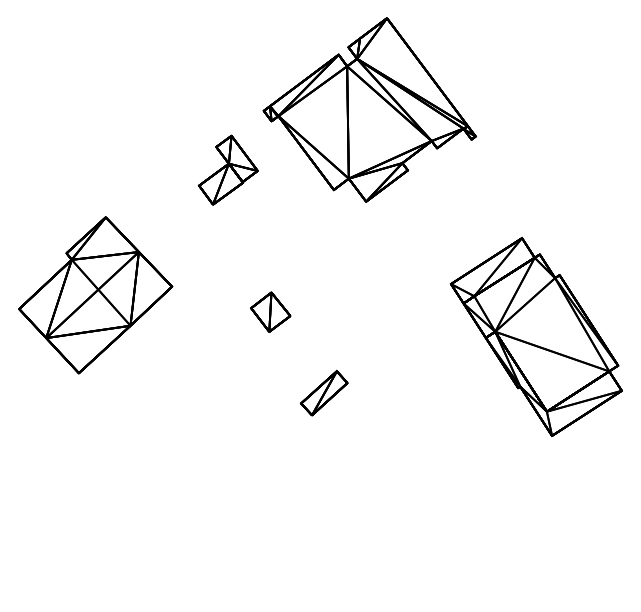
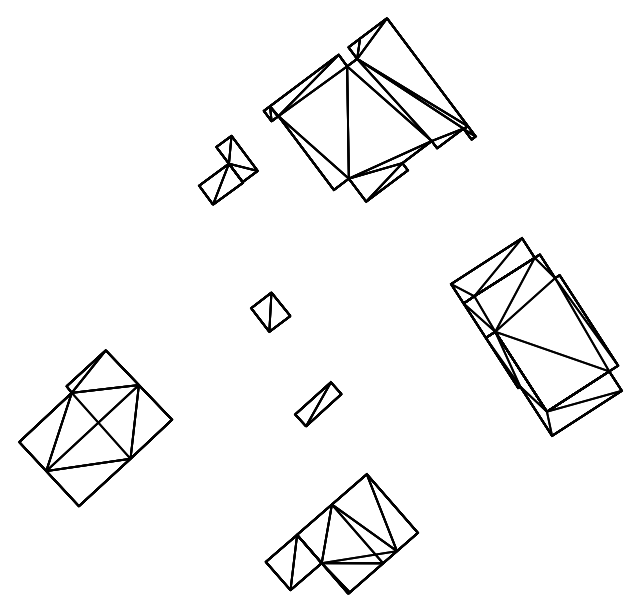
part position: (95, 295) -> (95, 428) (95, 428)
part position: (324, 392) -> (318, 403) (318, 403)
part: none -> present (341, 533)
